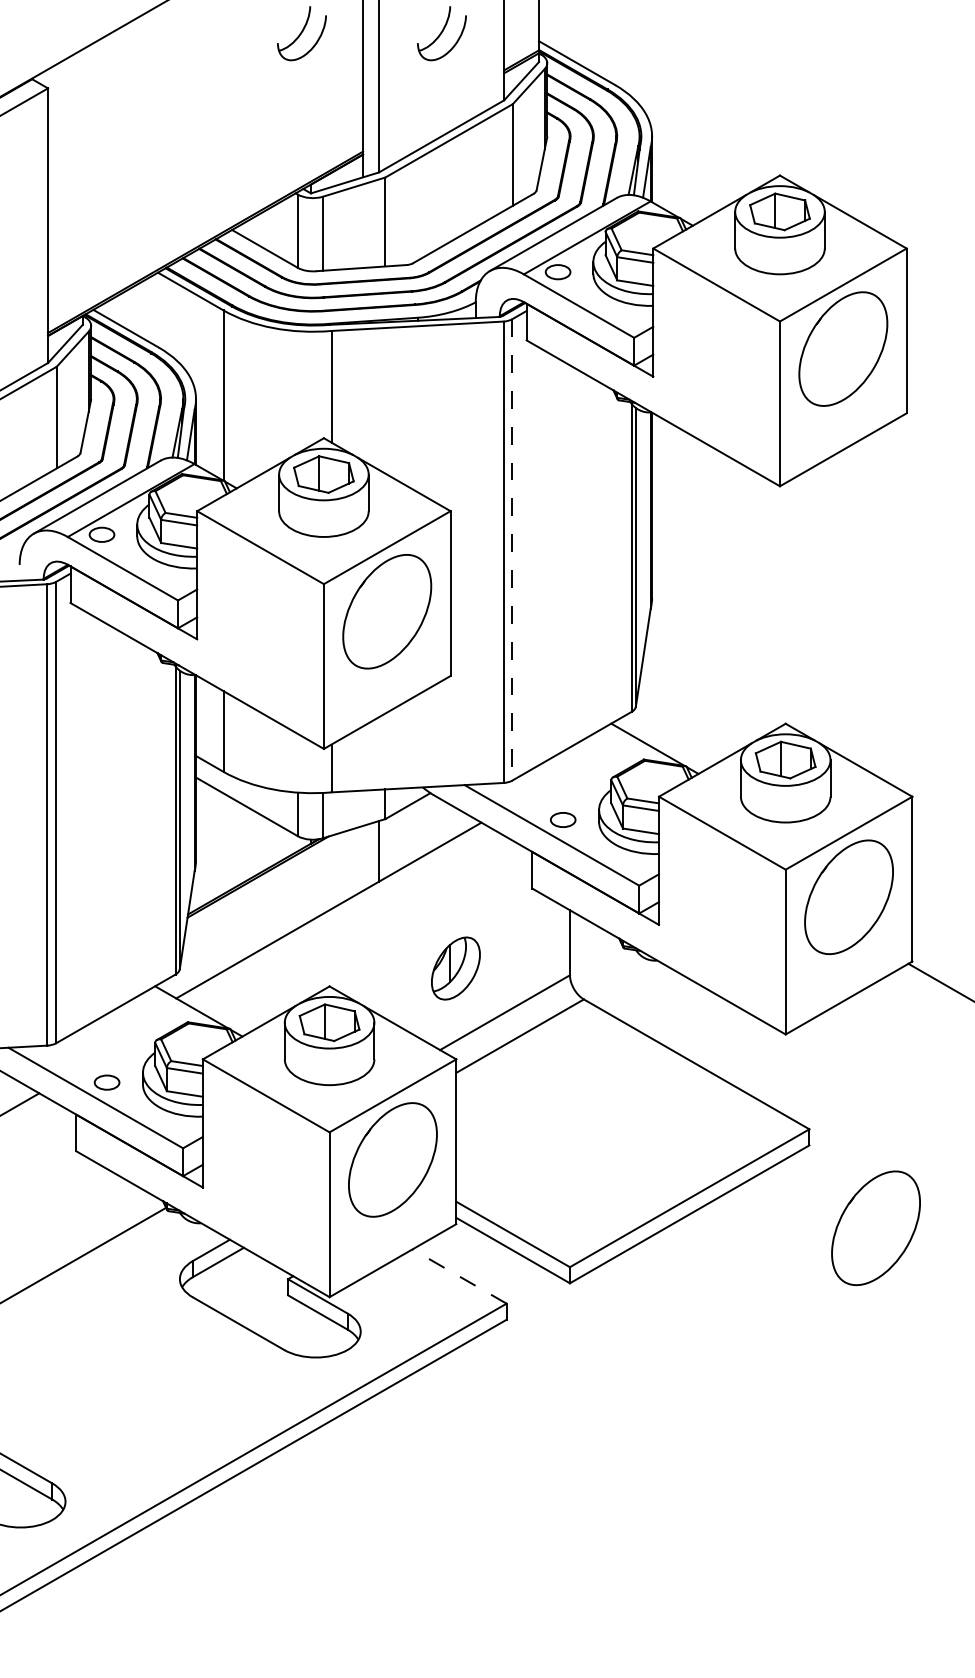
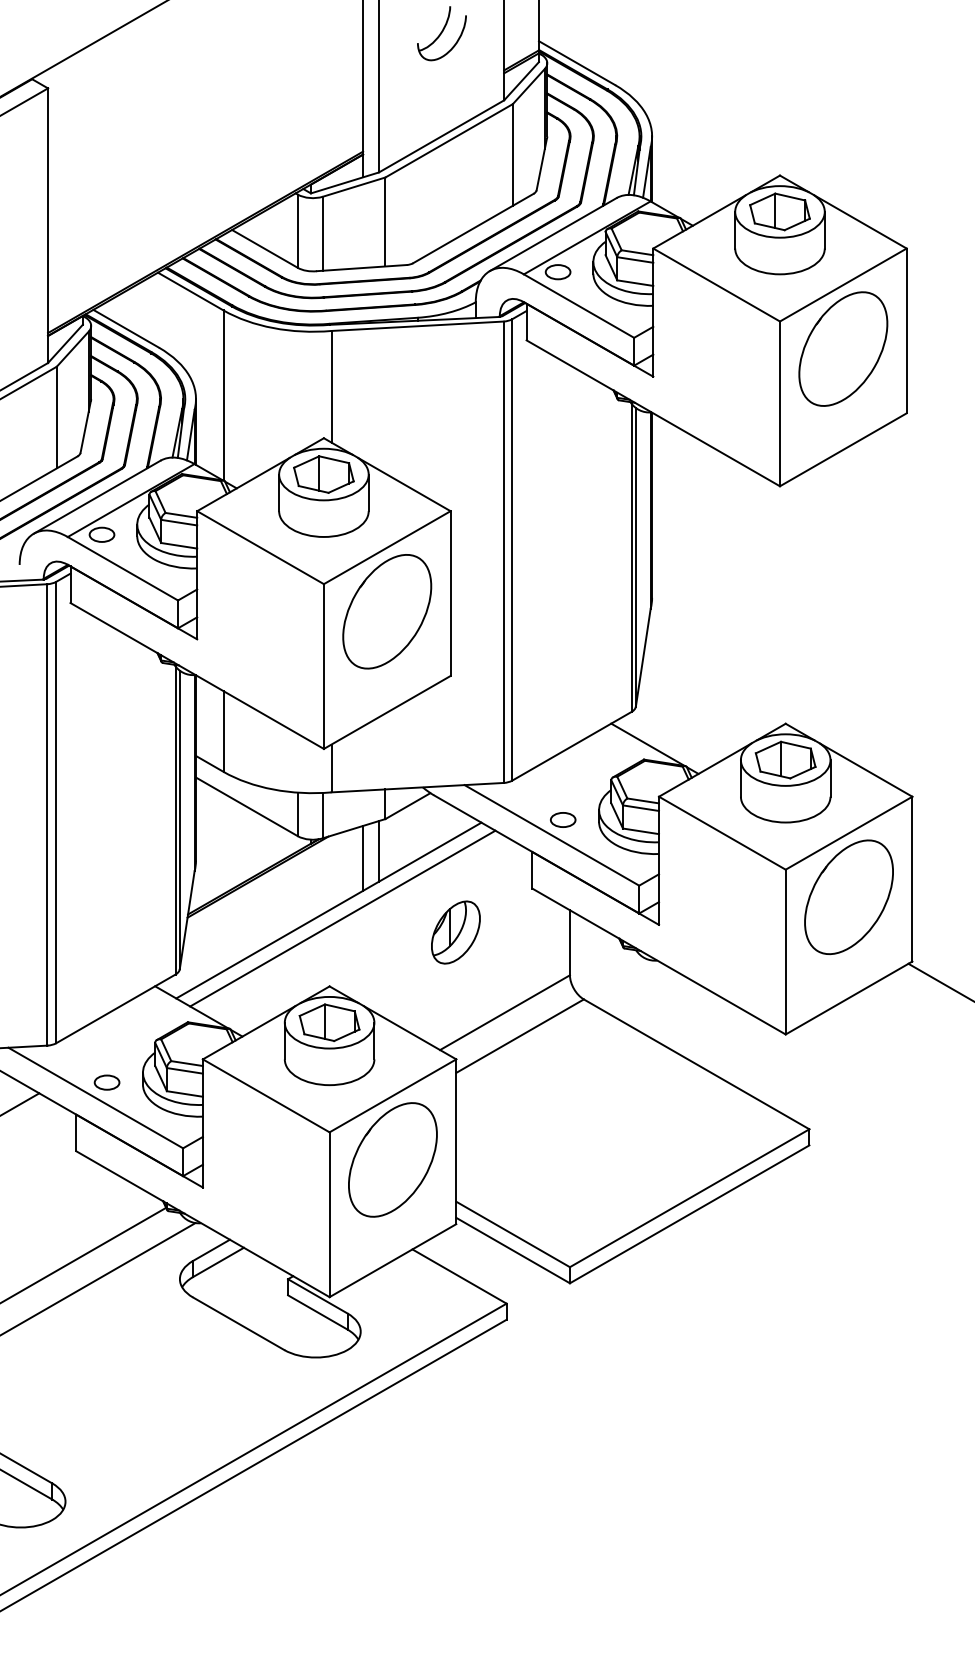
part: present -> none (301, 33)
line: dashed -> solid (512, 549)
line: none -> present (363, 857)
line: none -> present (342, 918)
part position: (455, 968) -> (455, 932) (455, 932)
part: present -> none (875, 1228)
line: dashed -> solid (459, 1276)
line: none -> present (98, 1278)
